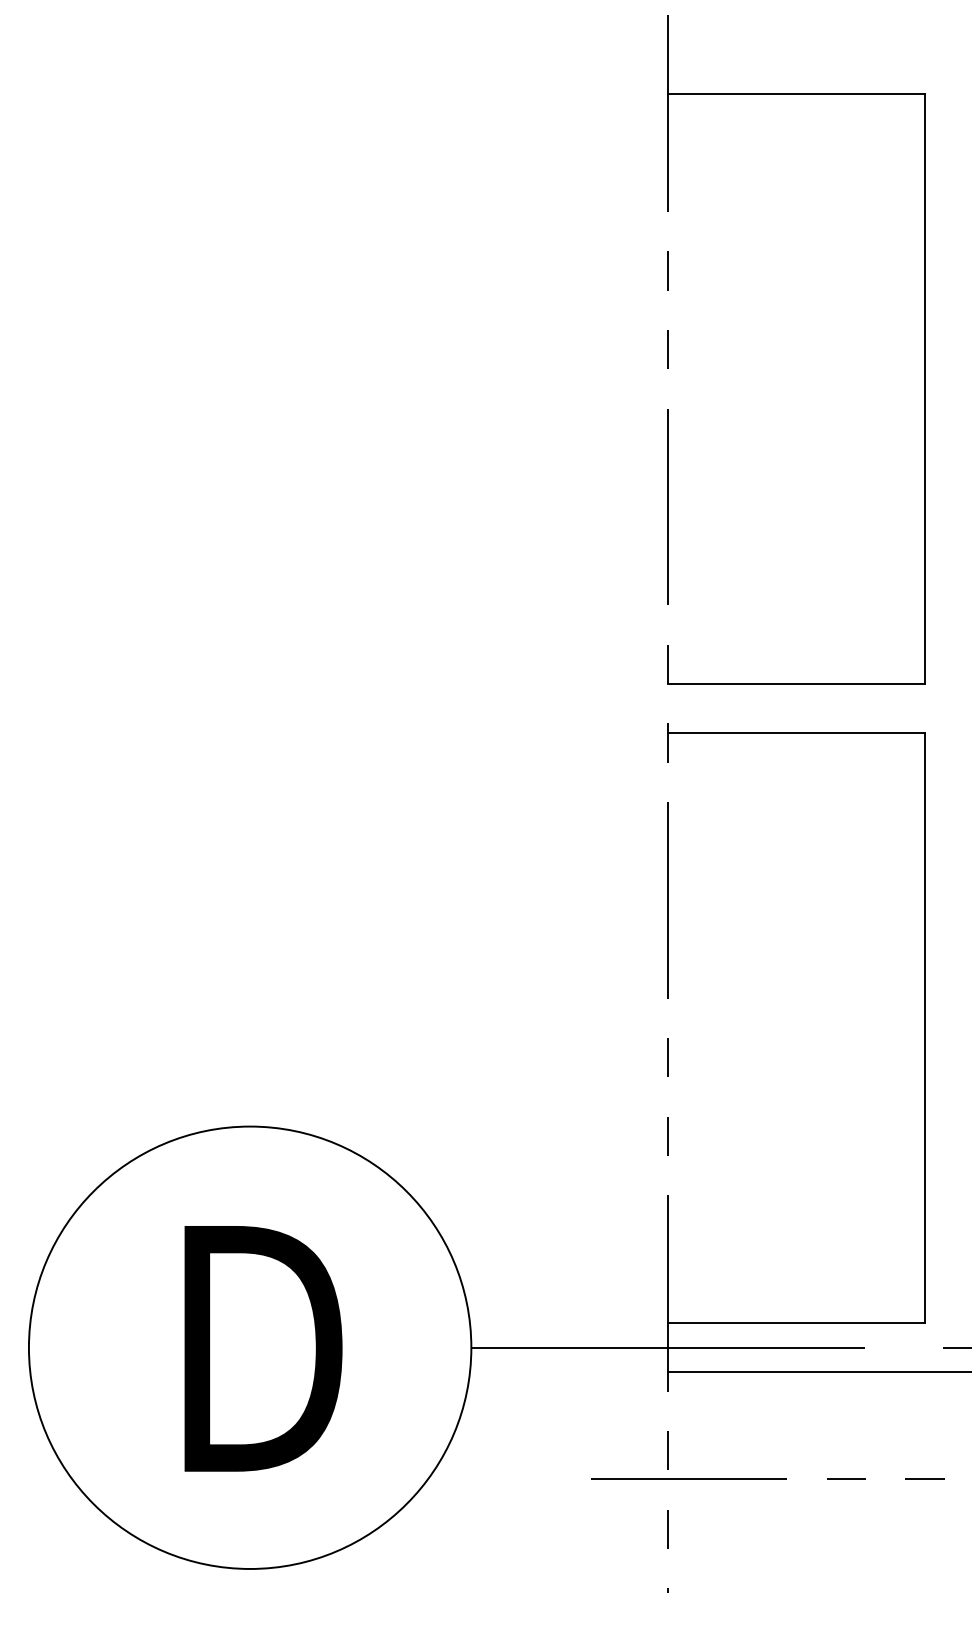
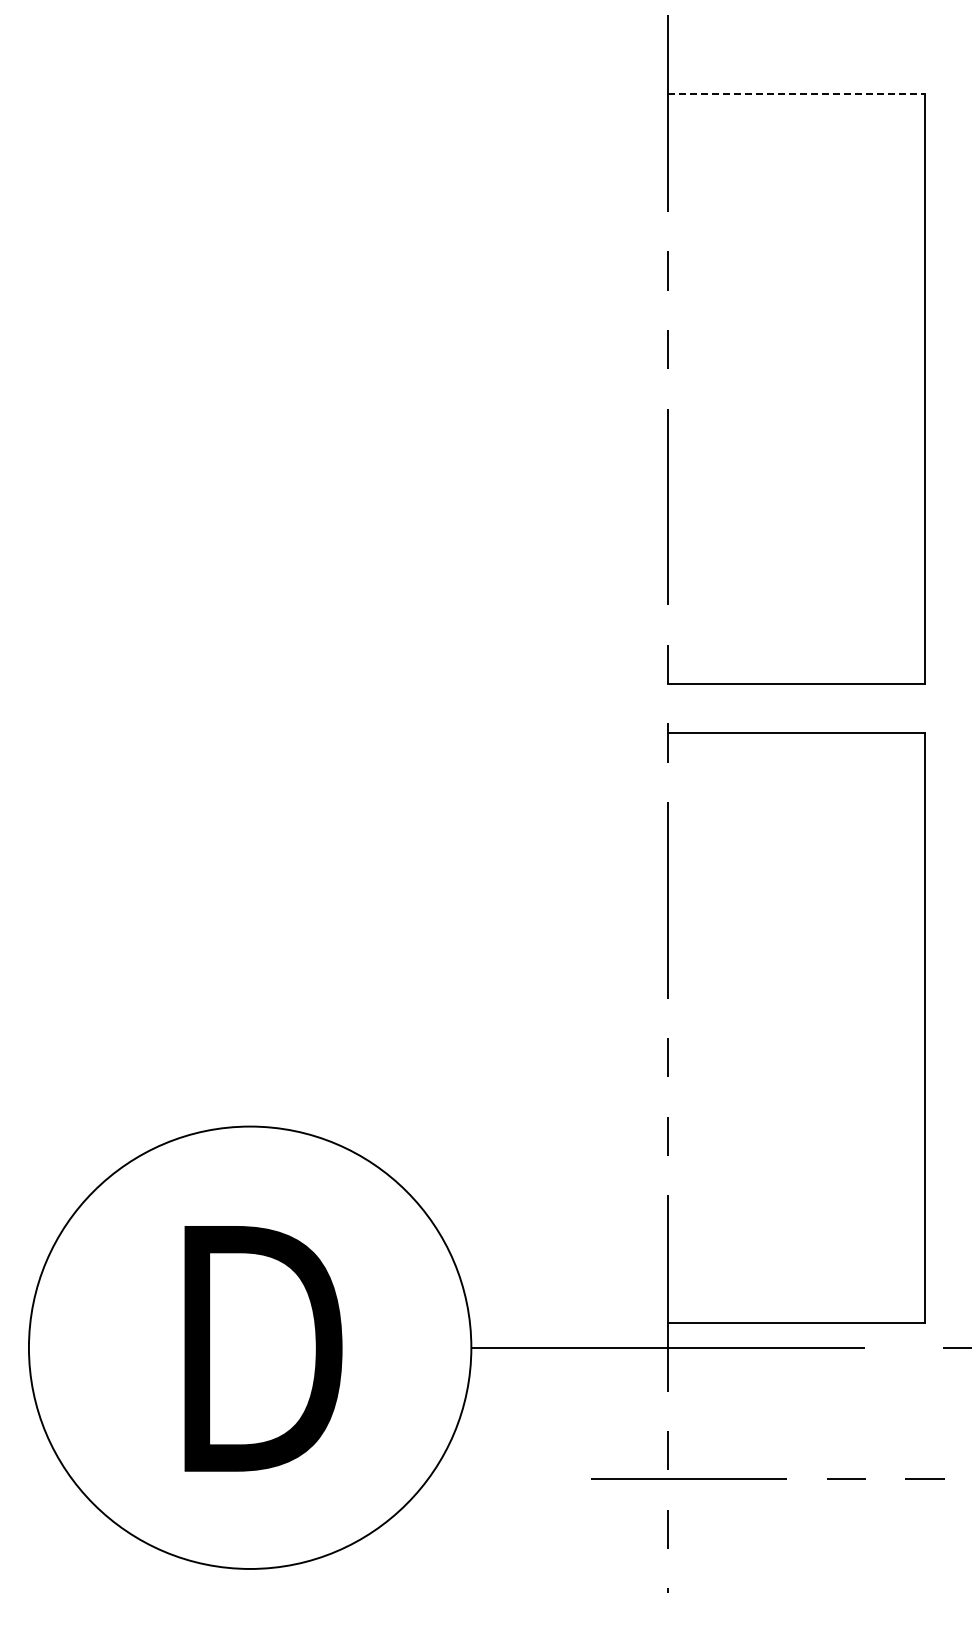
line: solid -> dashed (796, 94)
line: present -> none (817, 1372)
